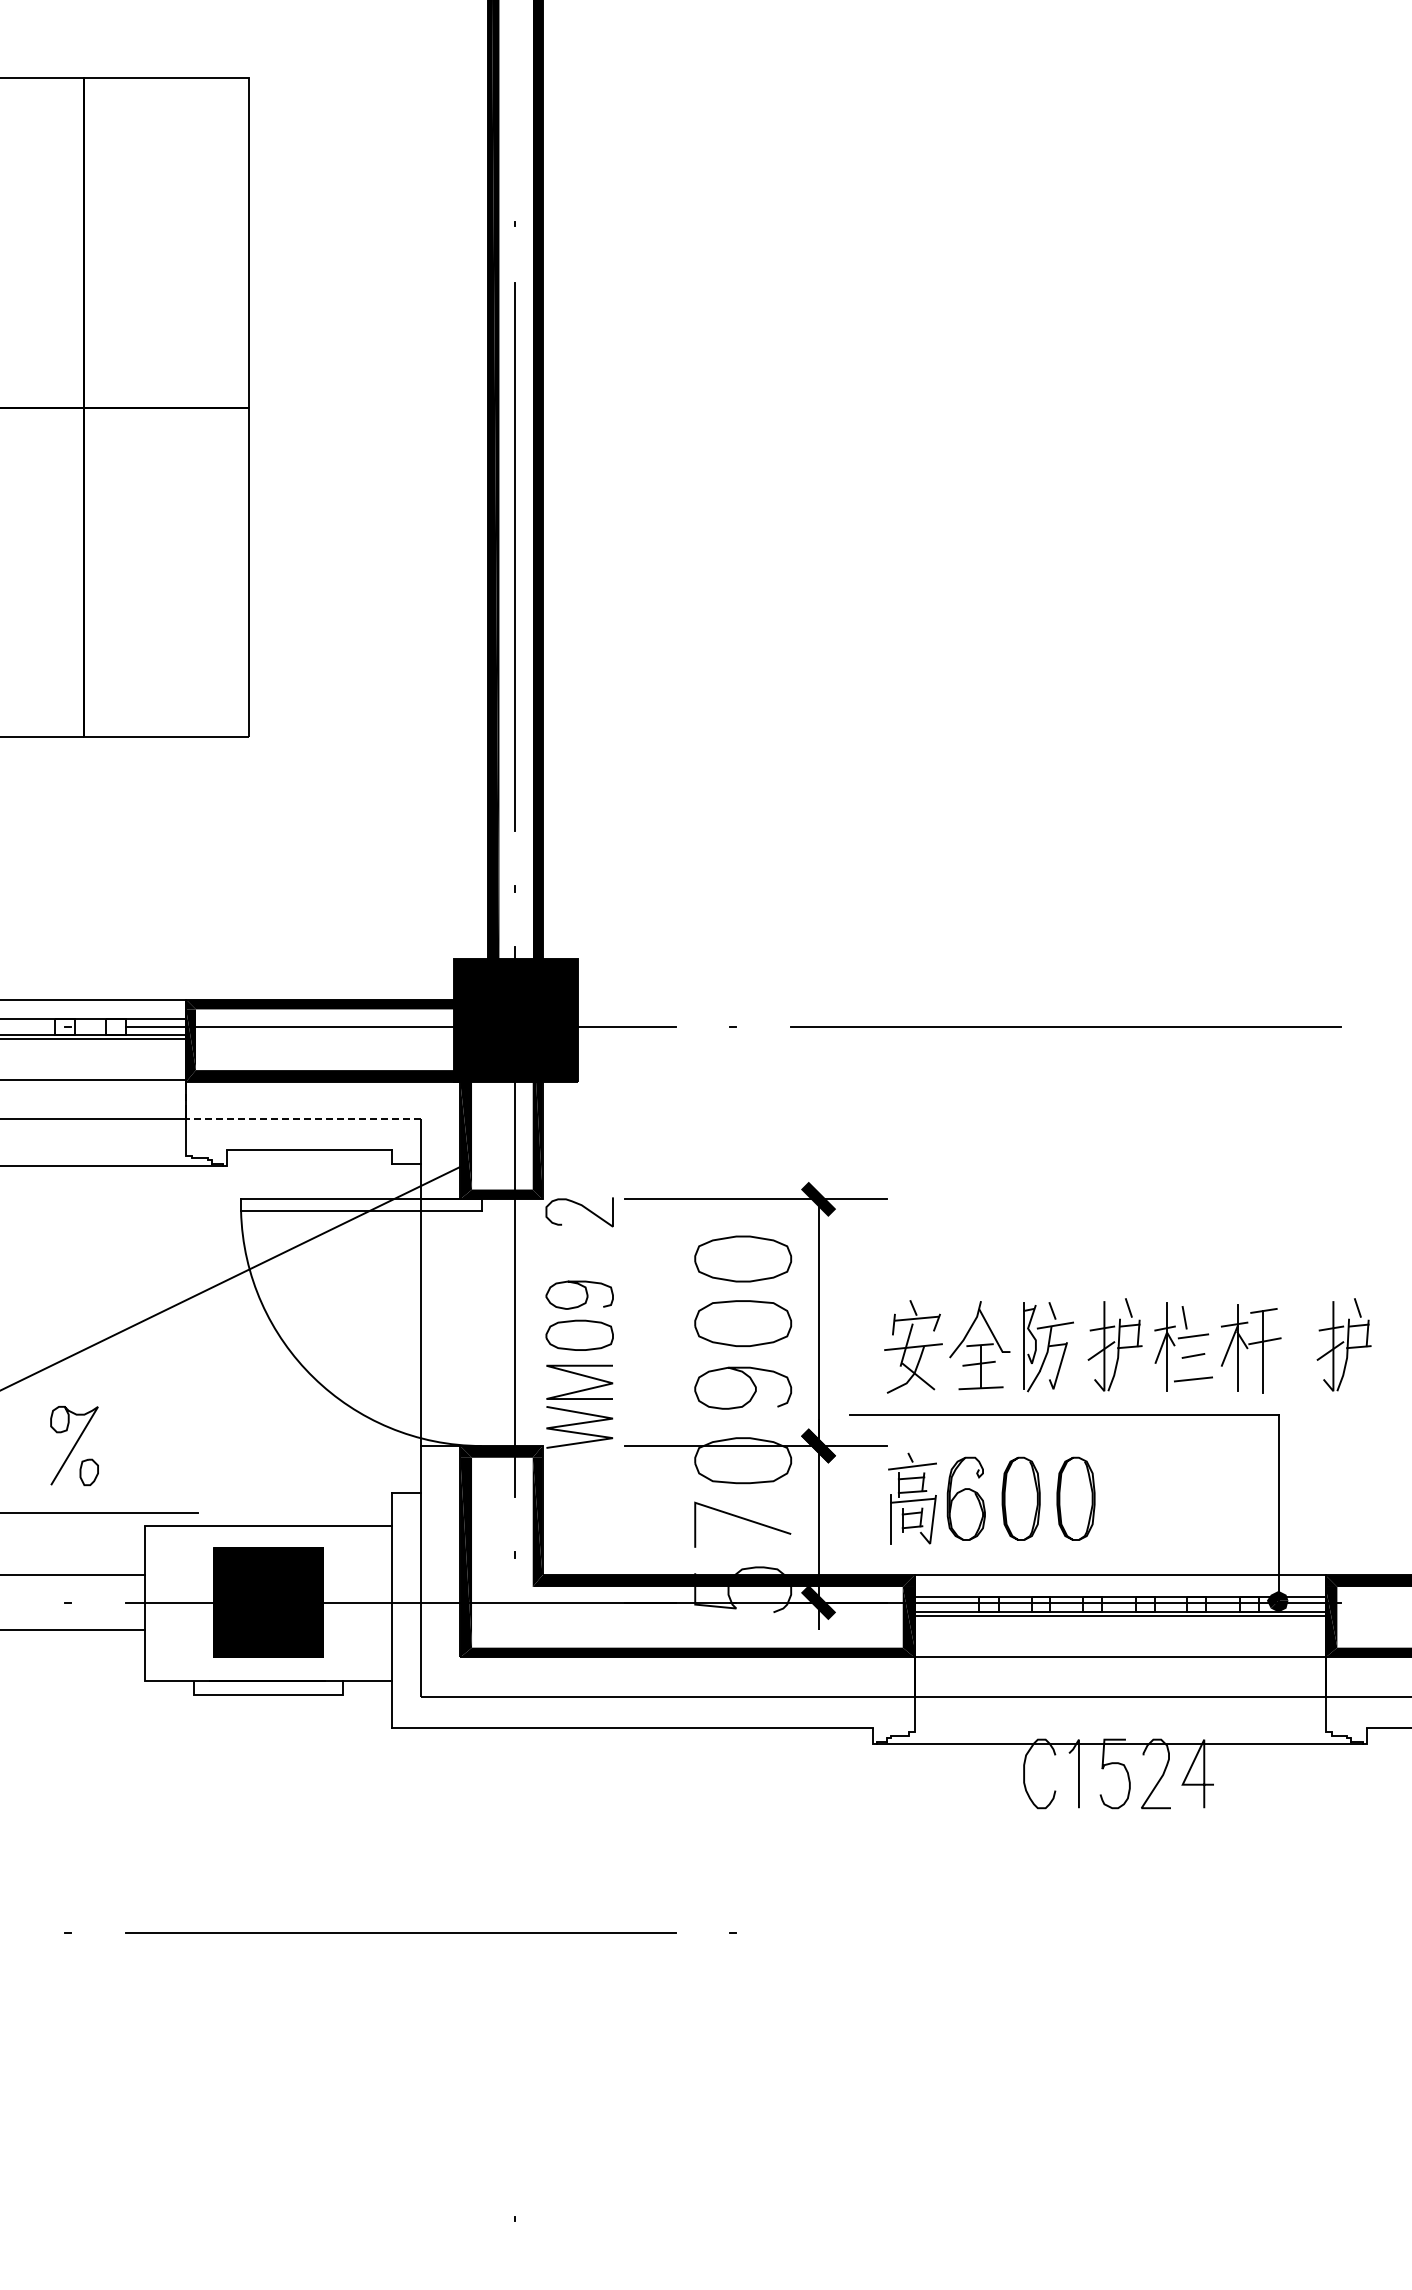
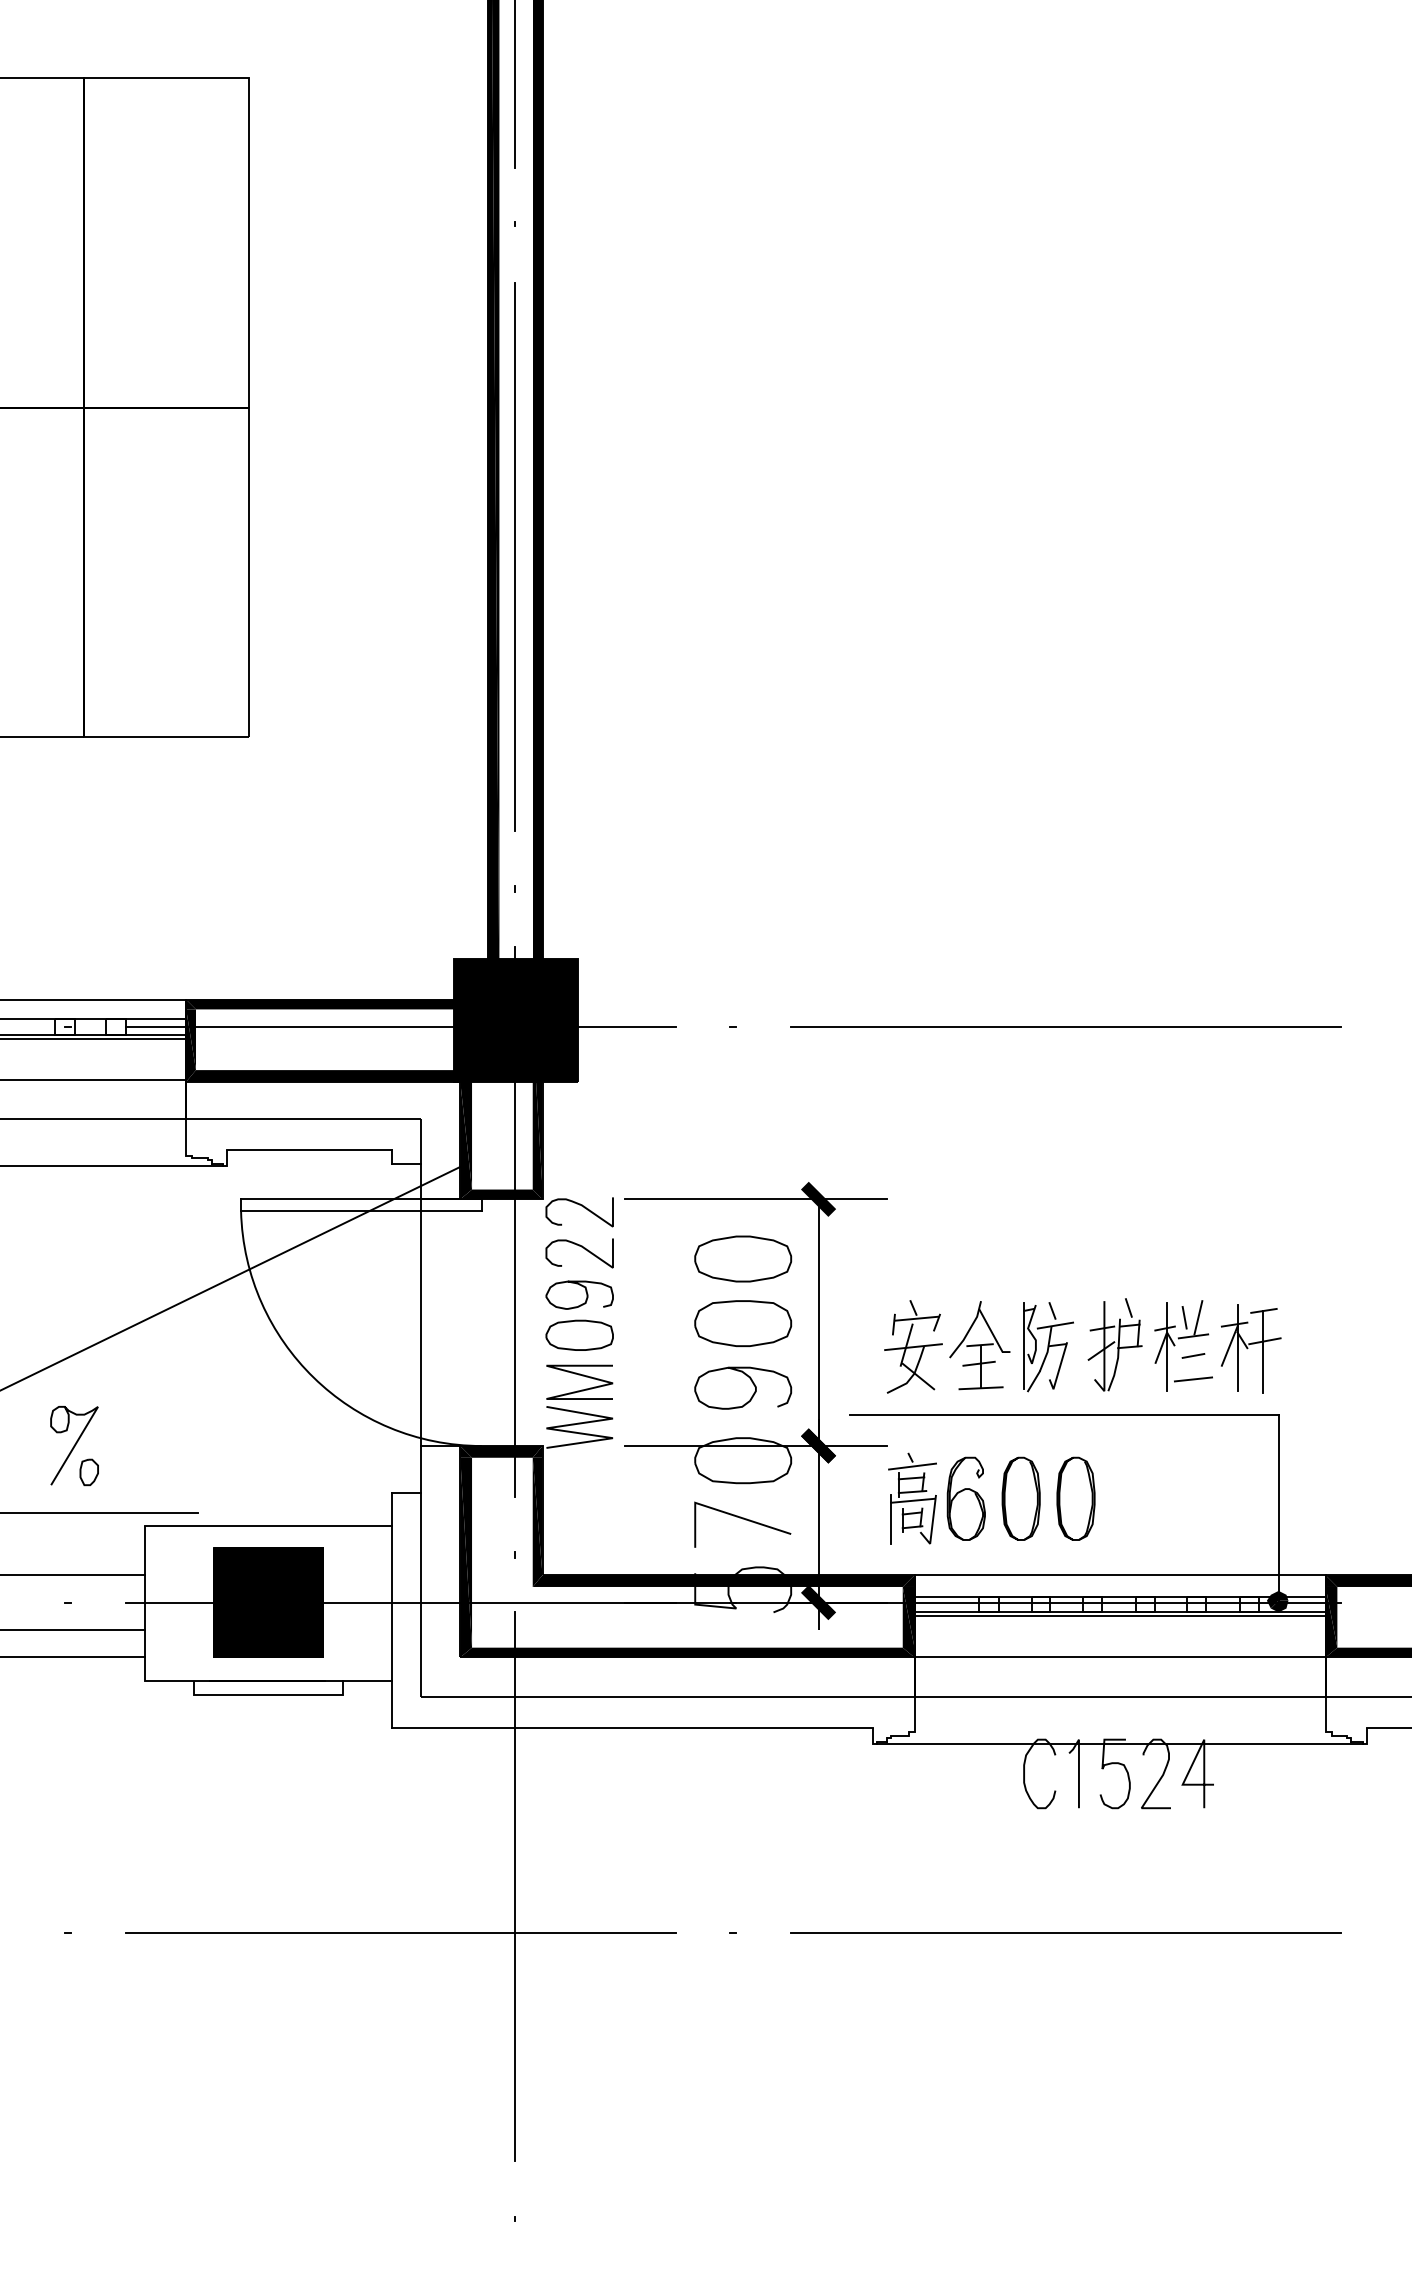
line: none -> present (515, 84)
line: dashed -> solid (284, 1119)
curve: none -> present (581, 1247)
line: none -> present (1198, 1317)
part: present -> none (1343, 1344)
line: none -> present (73, 1657)
line: none -> present (515, 1886)
line: none -> present (1066, 1933)
